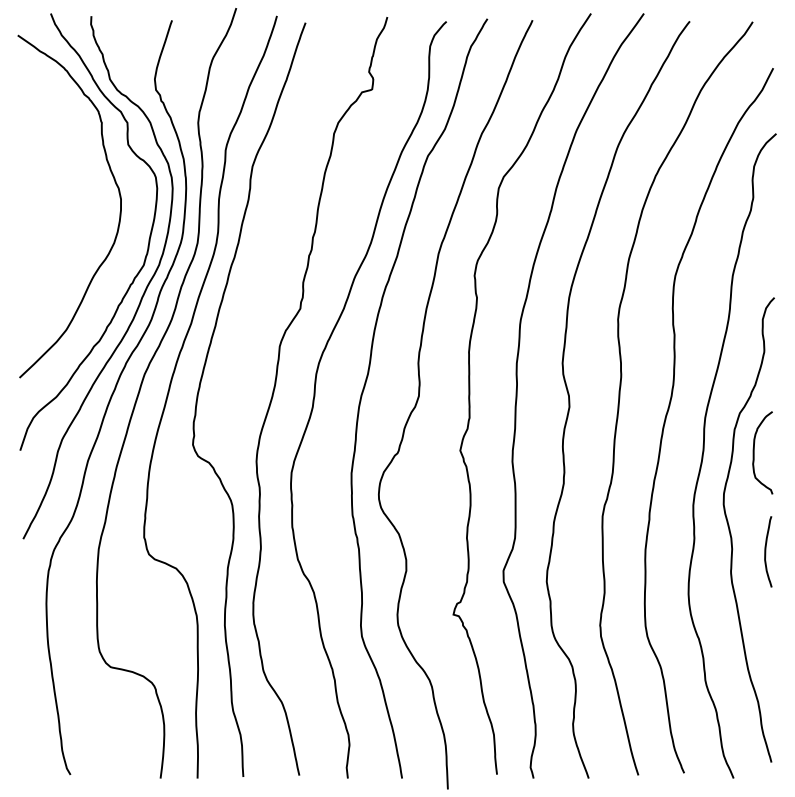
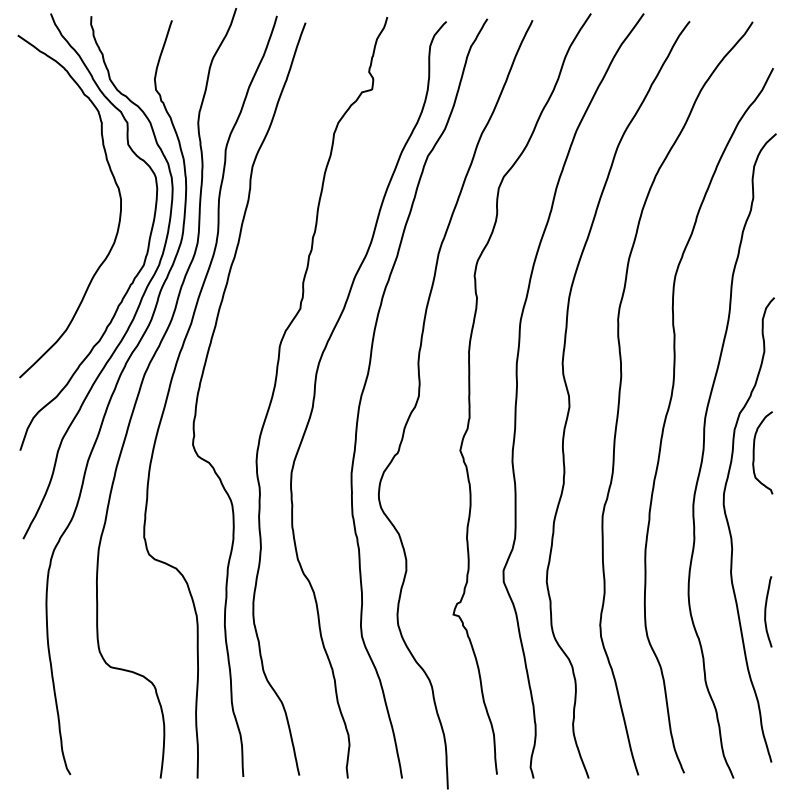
curve position: (766, 551) -> (766, 611) (766, 611)
